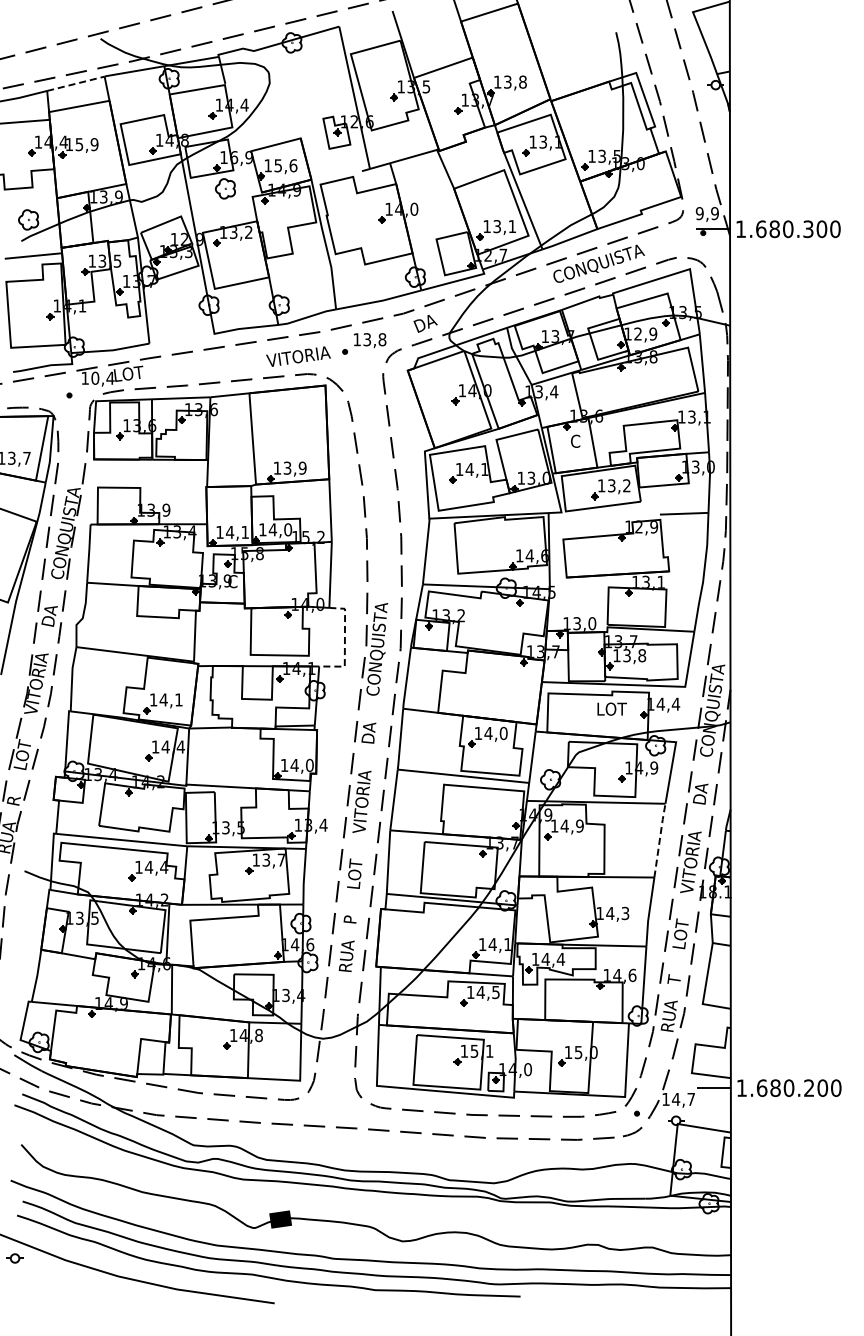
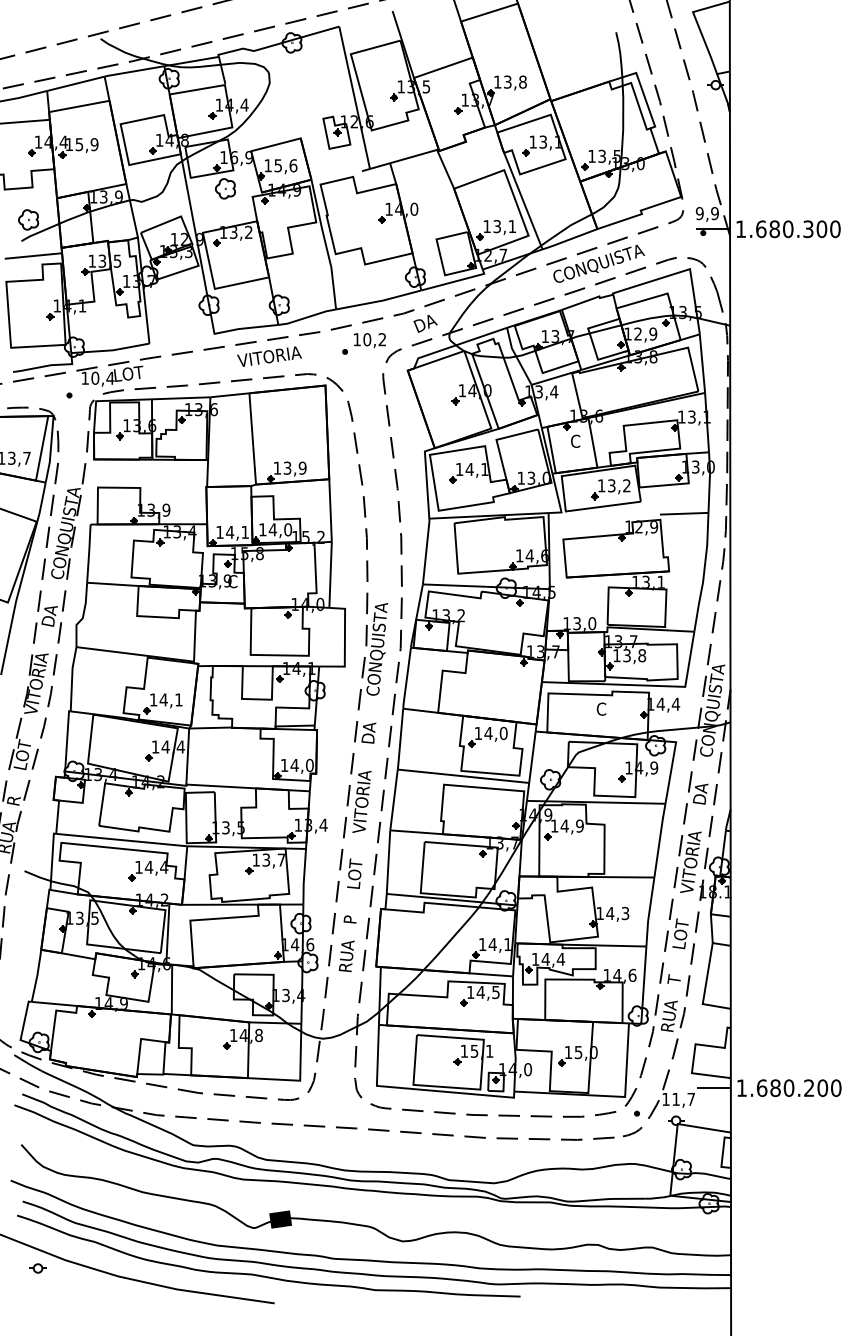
line: dashed -> solid (75, 83)
text: 13,8 -> 10,2 (374, 339)
text position: (298, 356) -> (269, 356) (269, 356)
line: dashed -> solid (344, 642)
text: LOT -> C (611, 708)
line: dashed -> solid (659, 840)
text: 14,7 -> 11,7 (675, 1099)
part position: (14, 1258) -> (37, 1268) (37, 1268)
